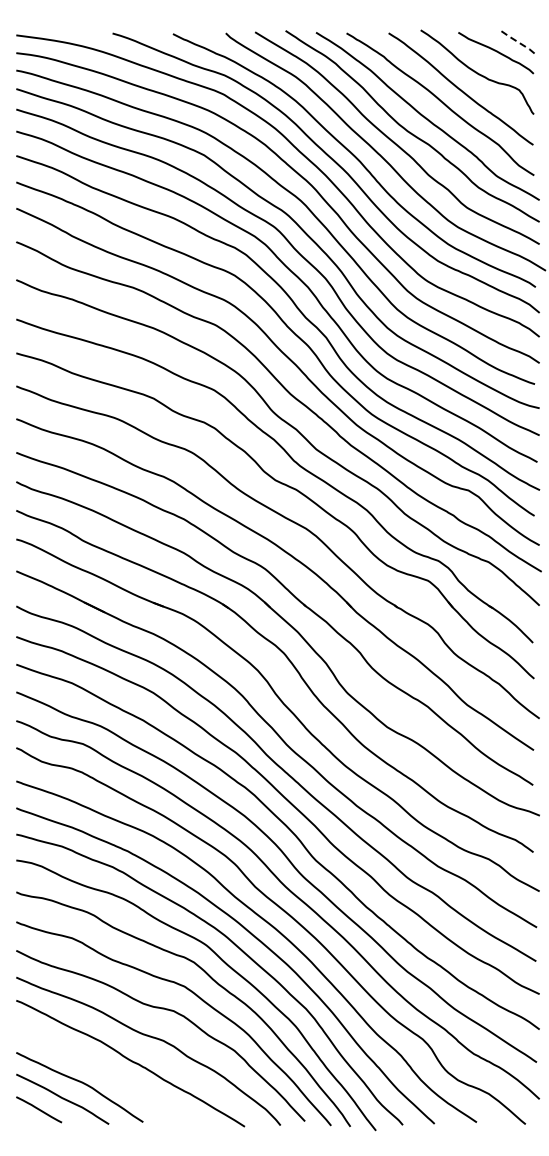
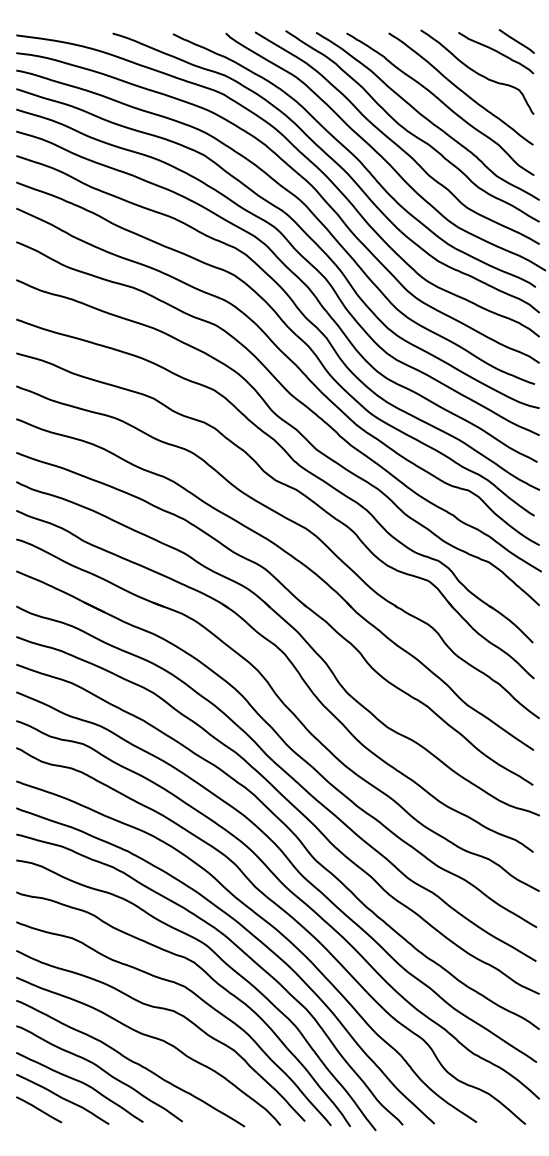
line: dashed -> solid (516, 41)
curve: none -> present (101, 1070)
